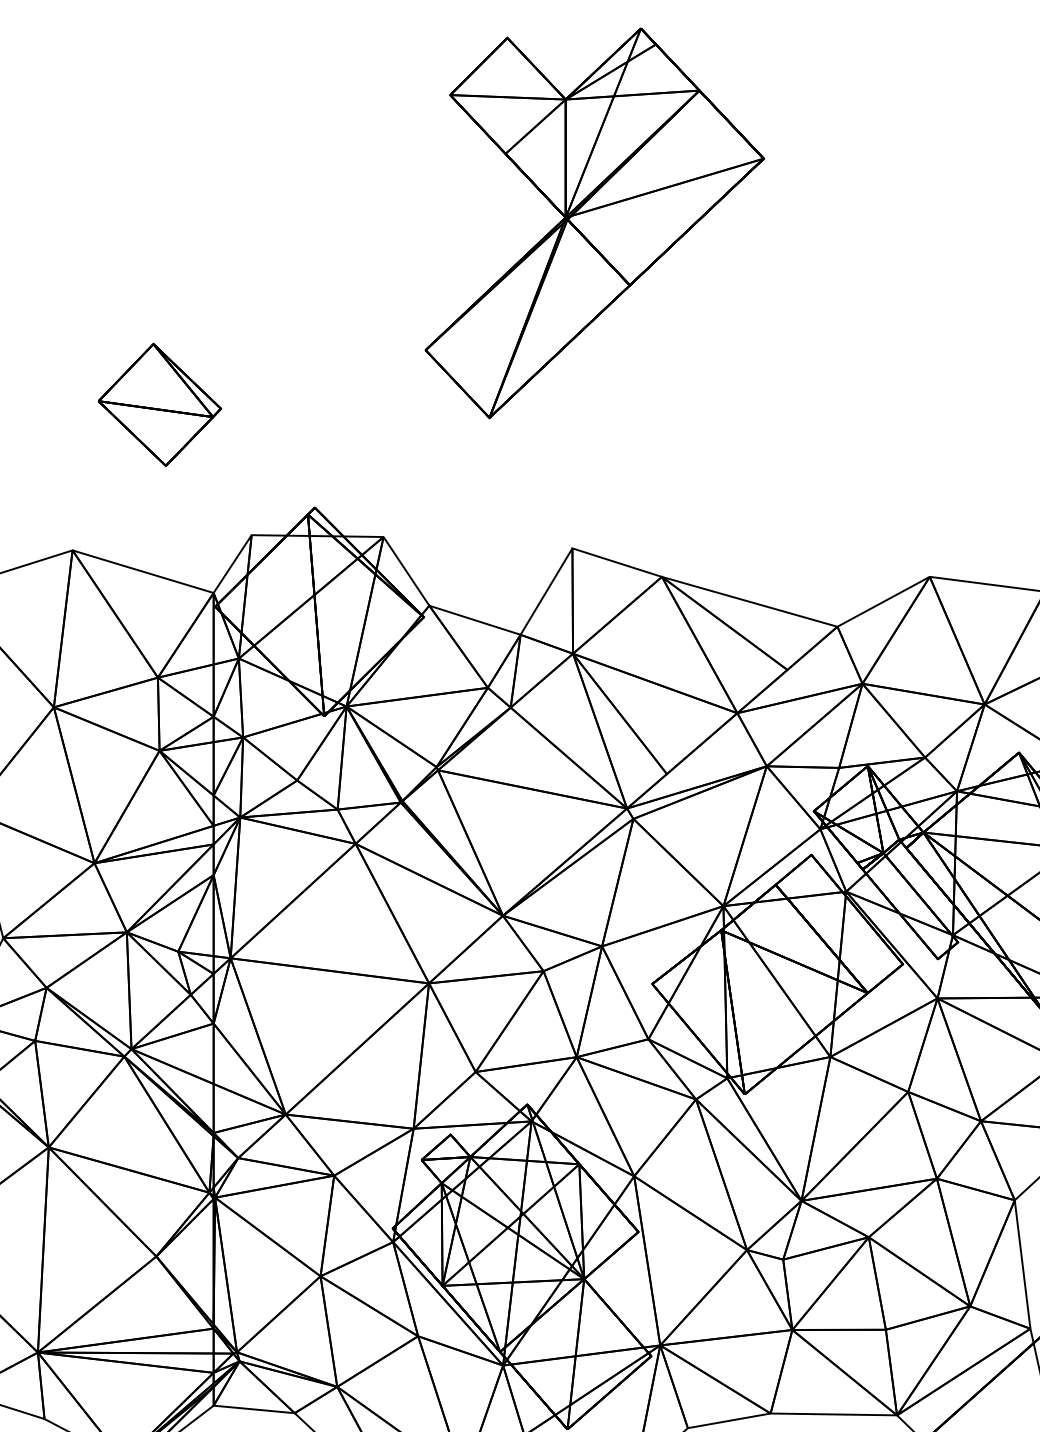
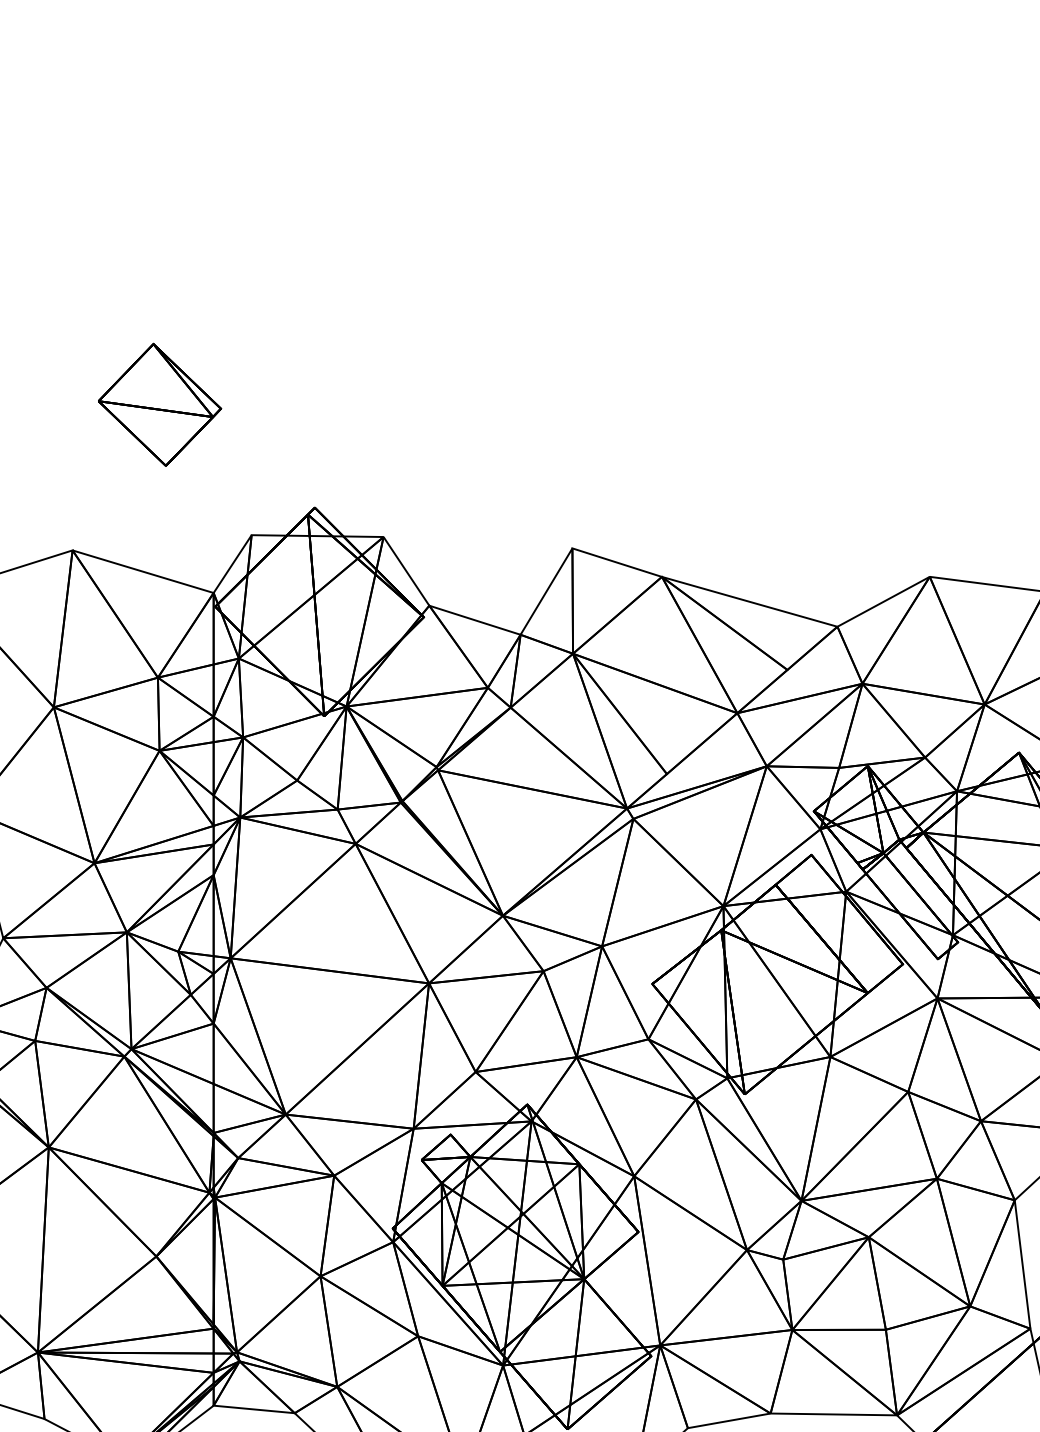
part: present -> none (594, 223)
